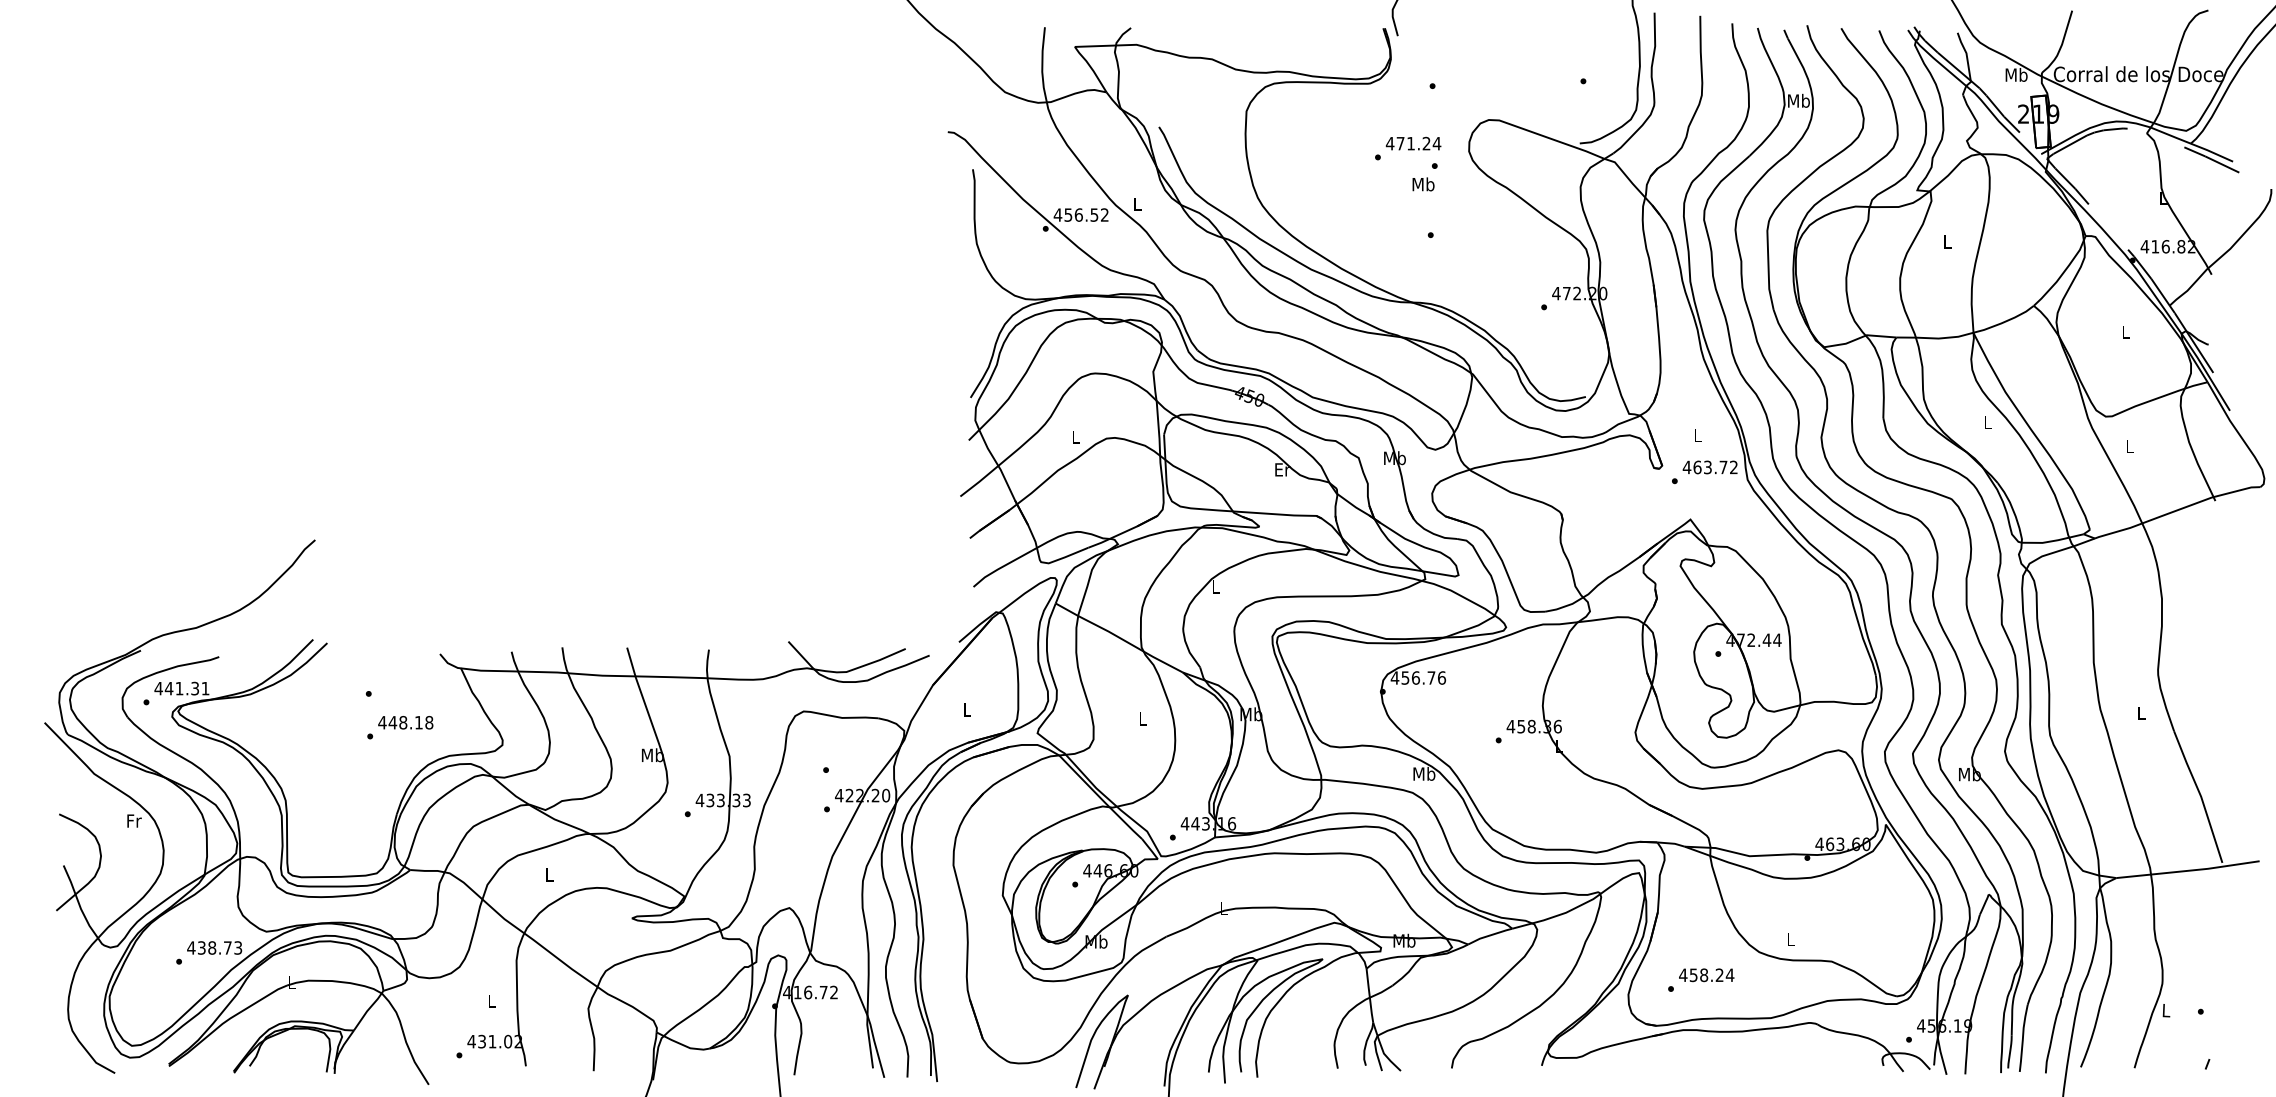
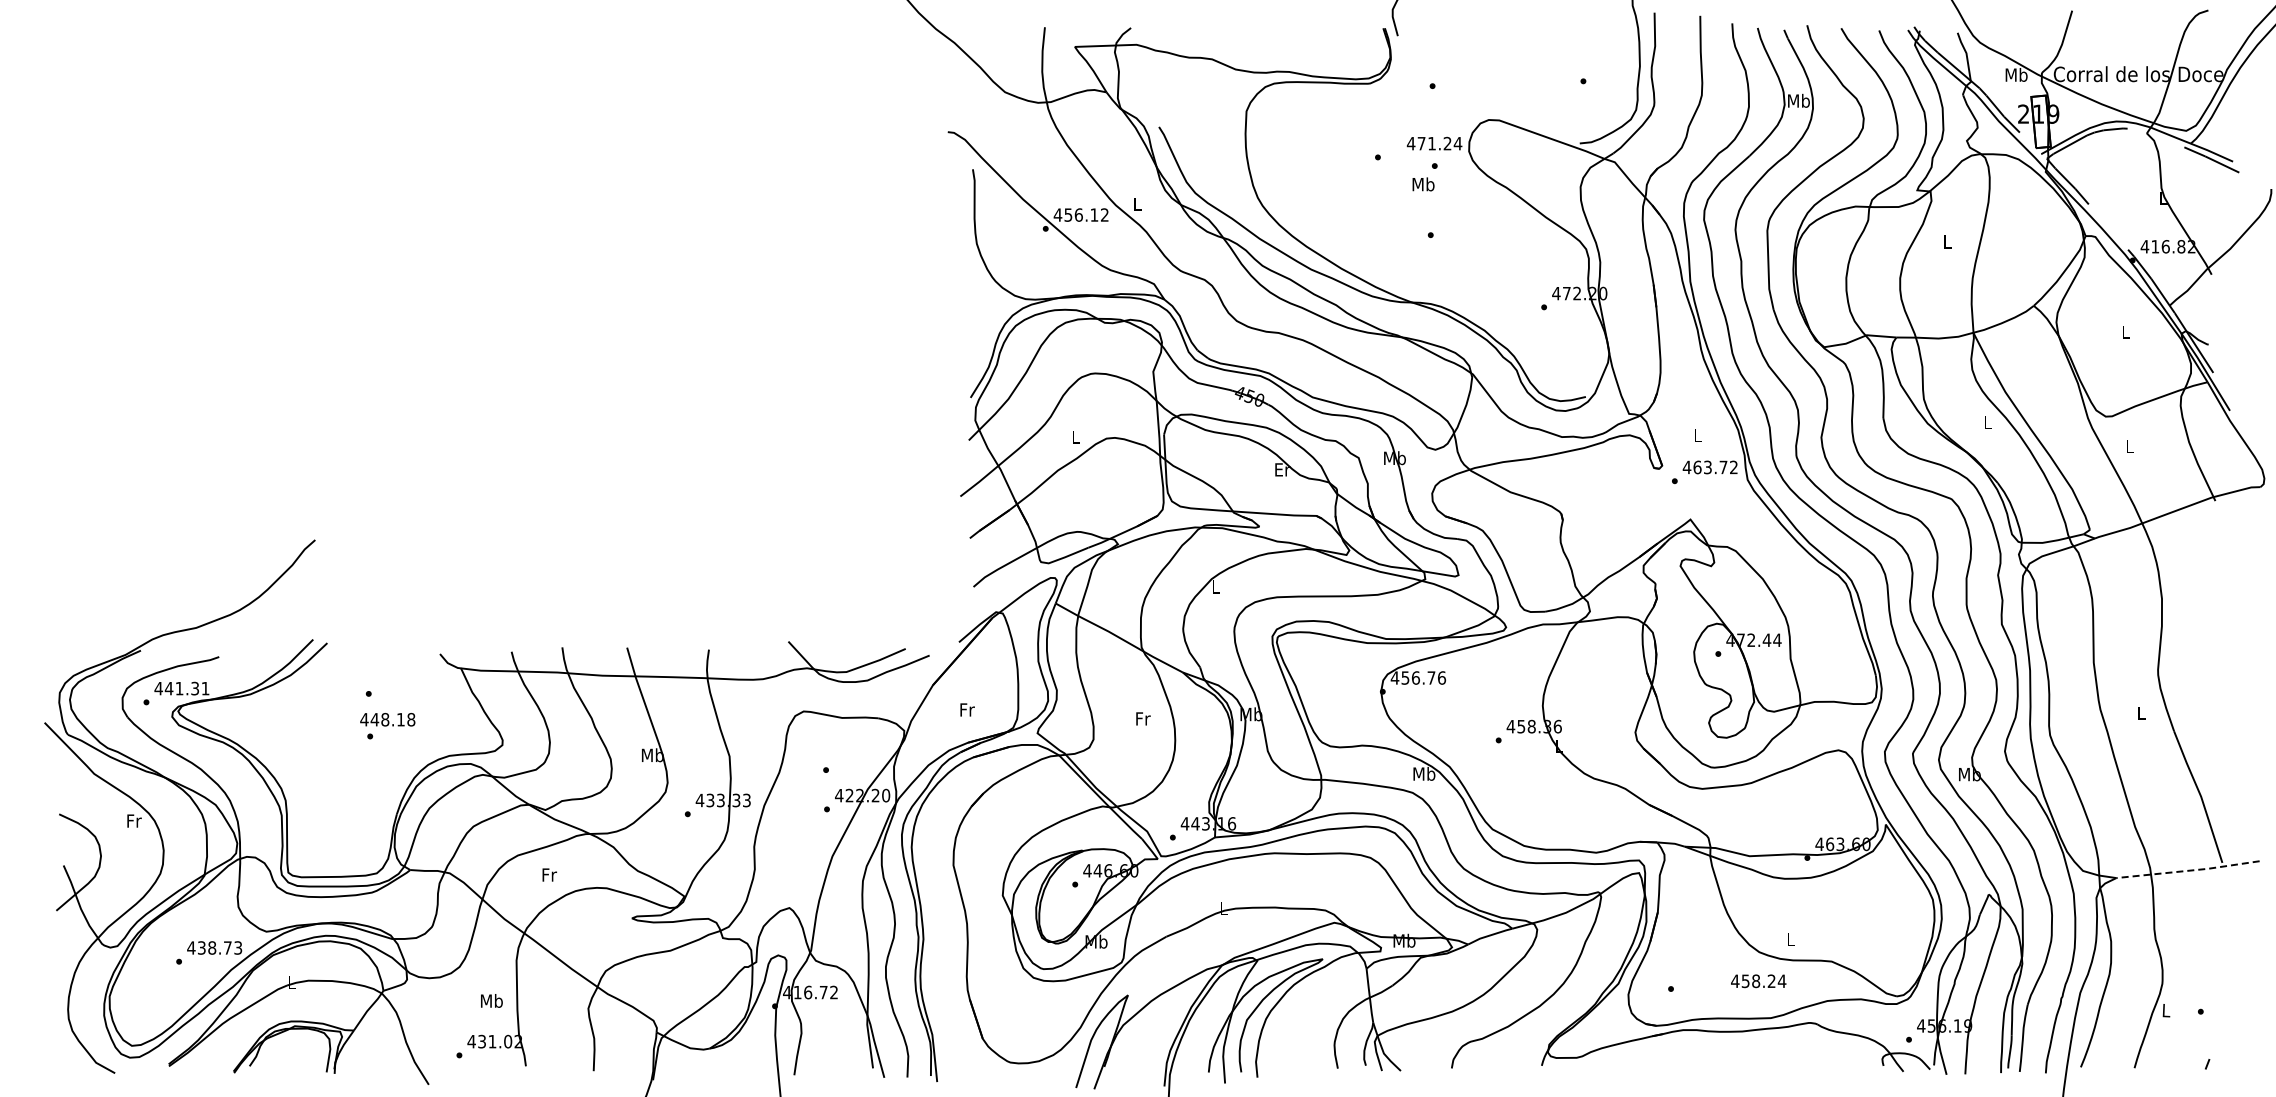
text position: (1413, 143) -> (1434, 143) (1434, 143)
text: 456.52 -> 456.12 (1094, 214)
text: L -> Fr (967, 709)
text: L -> Fr (1143, 718)
text position: (405, 722) -> (387, 719) (387, 719)
line: solid -> dashed (2188, 870)
text: L -> Fr (549, 874)
text position: (1706, 975) -> (1758, 981) (1758, 981)
text: L -> Mb (491, 1000)
